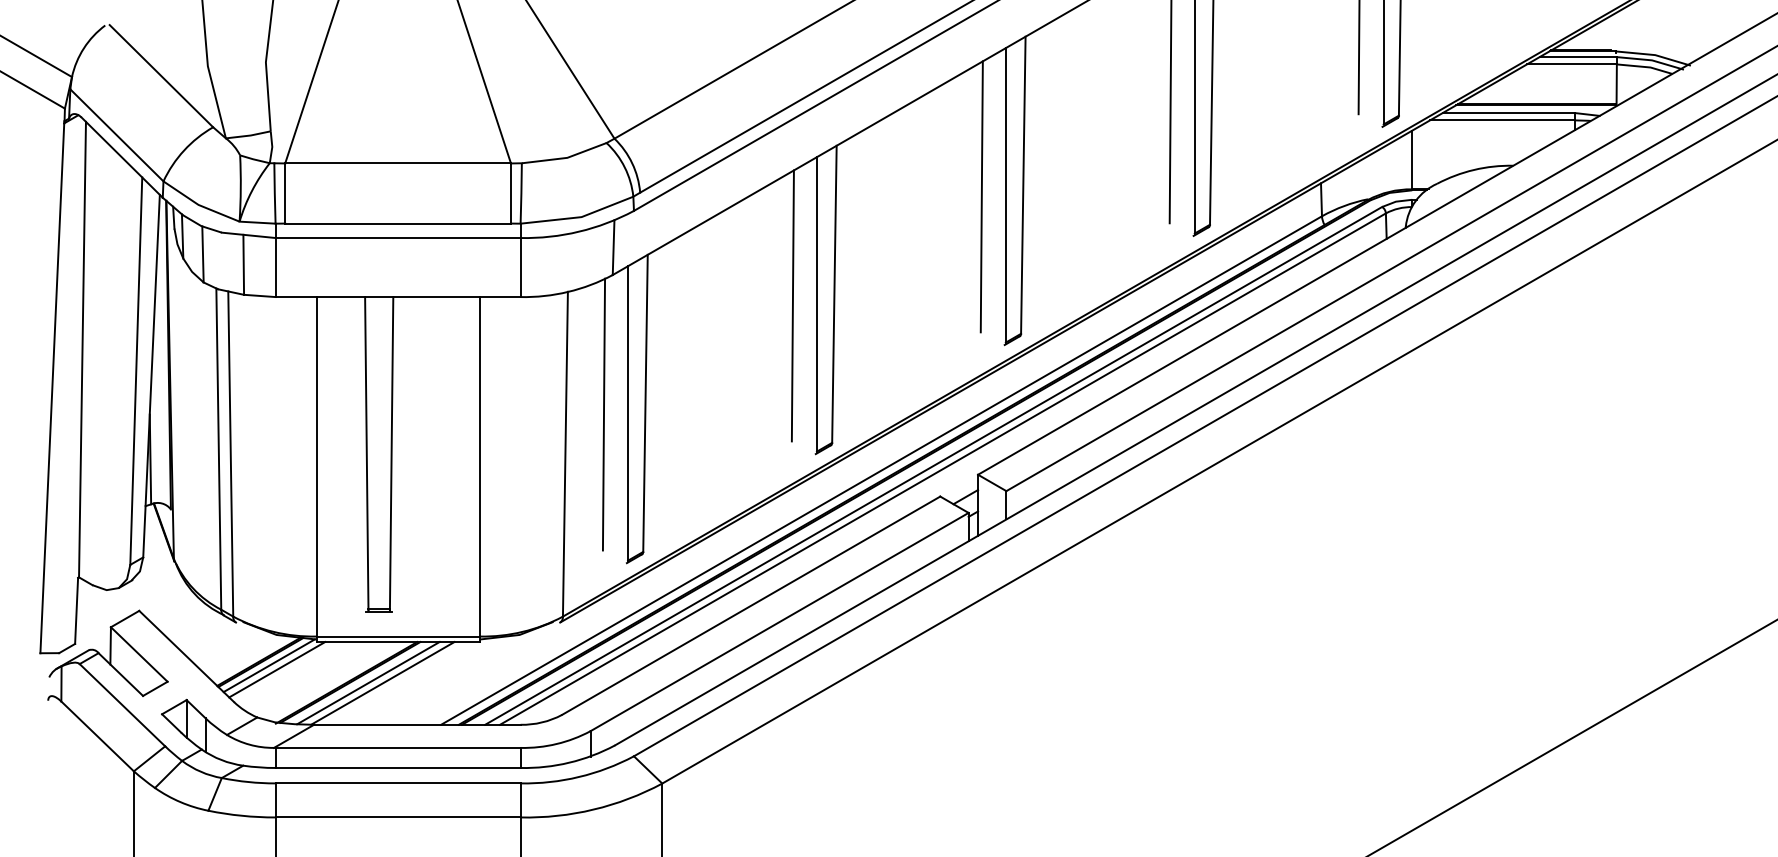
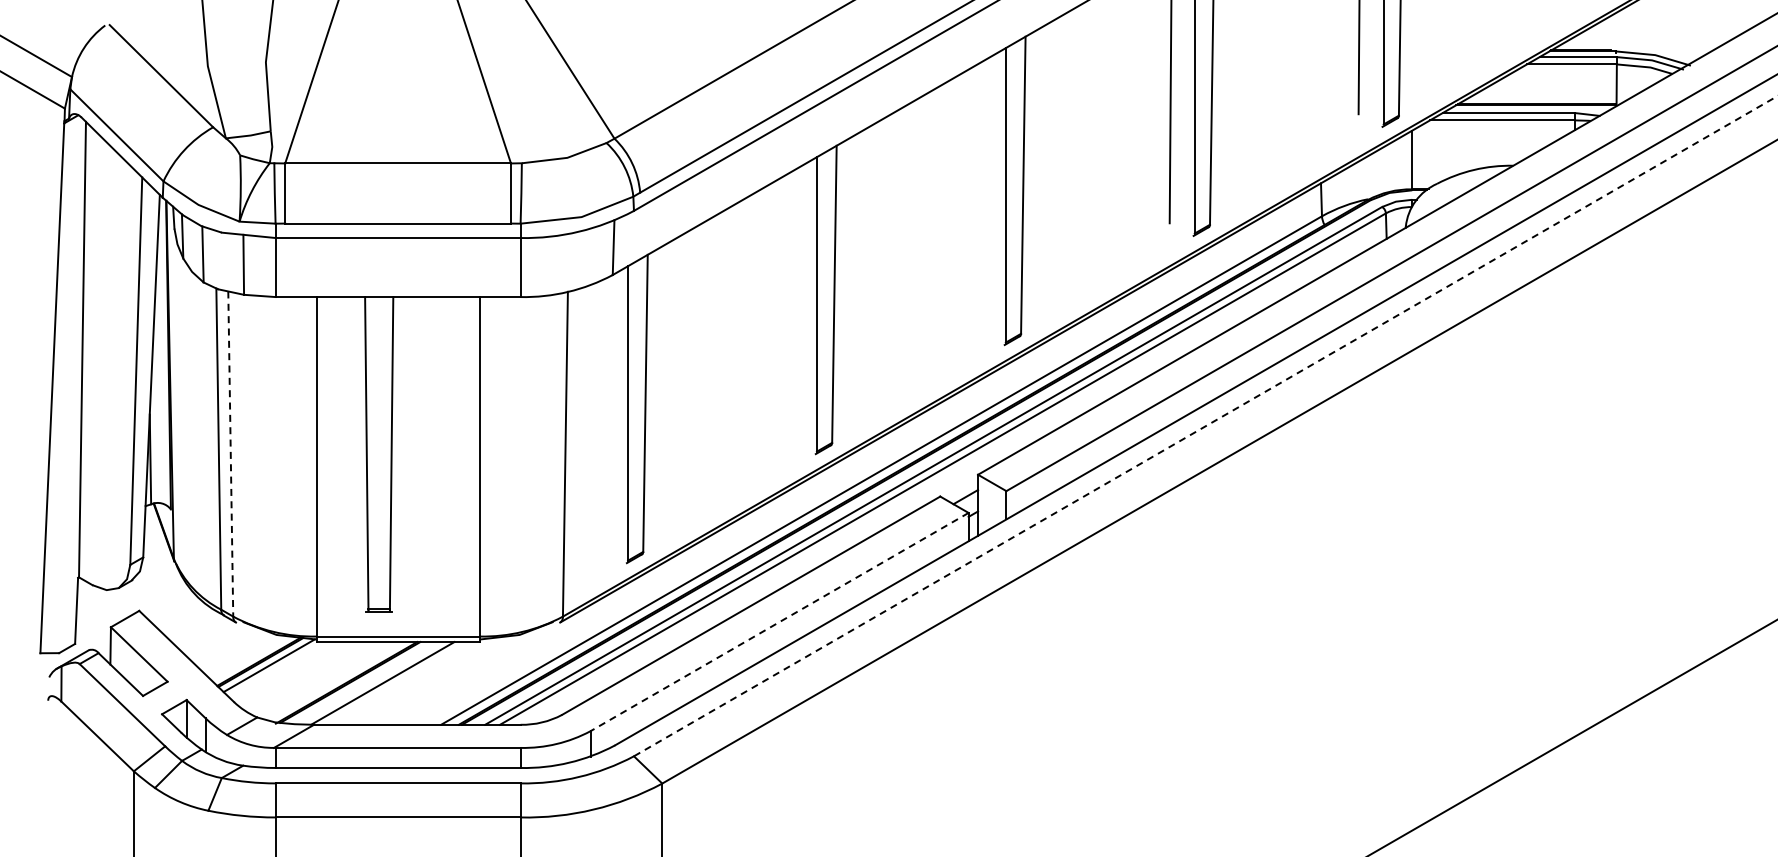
line: present -> none (981, 196)
line: present -> none (792, 305)
line: present -> none (603, 414)
line: solid -> dashed (1205, 426)
line: solid -> dashed (230, 454)
line: solid -> dashed (779, 622)
line: present -> none (277, 669)
line: present -> none (368, 682)
